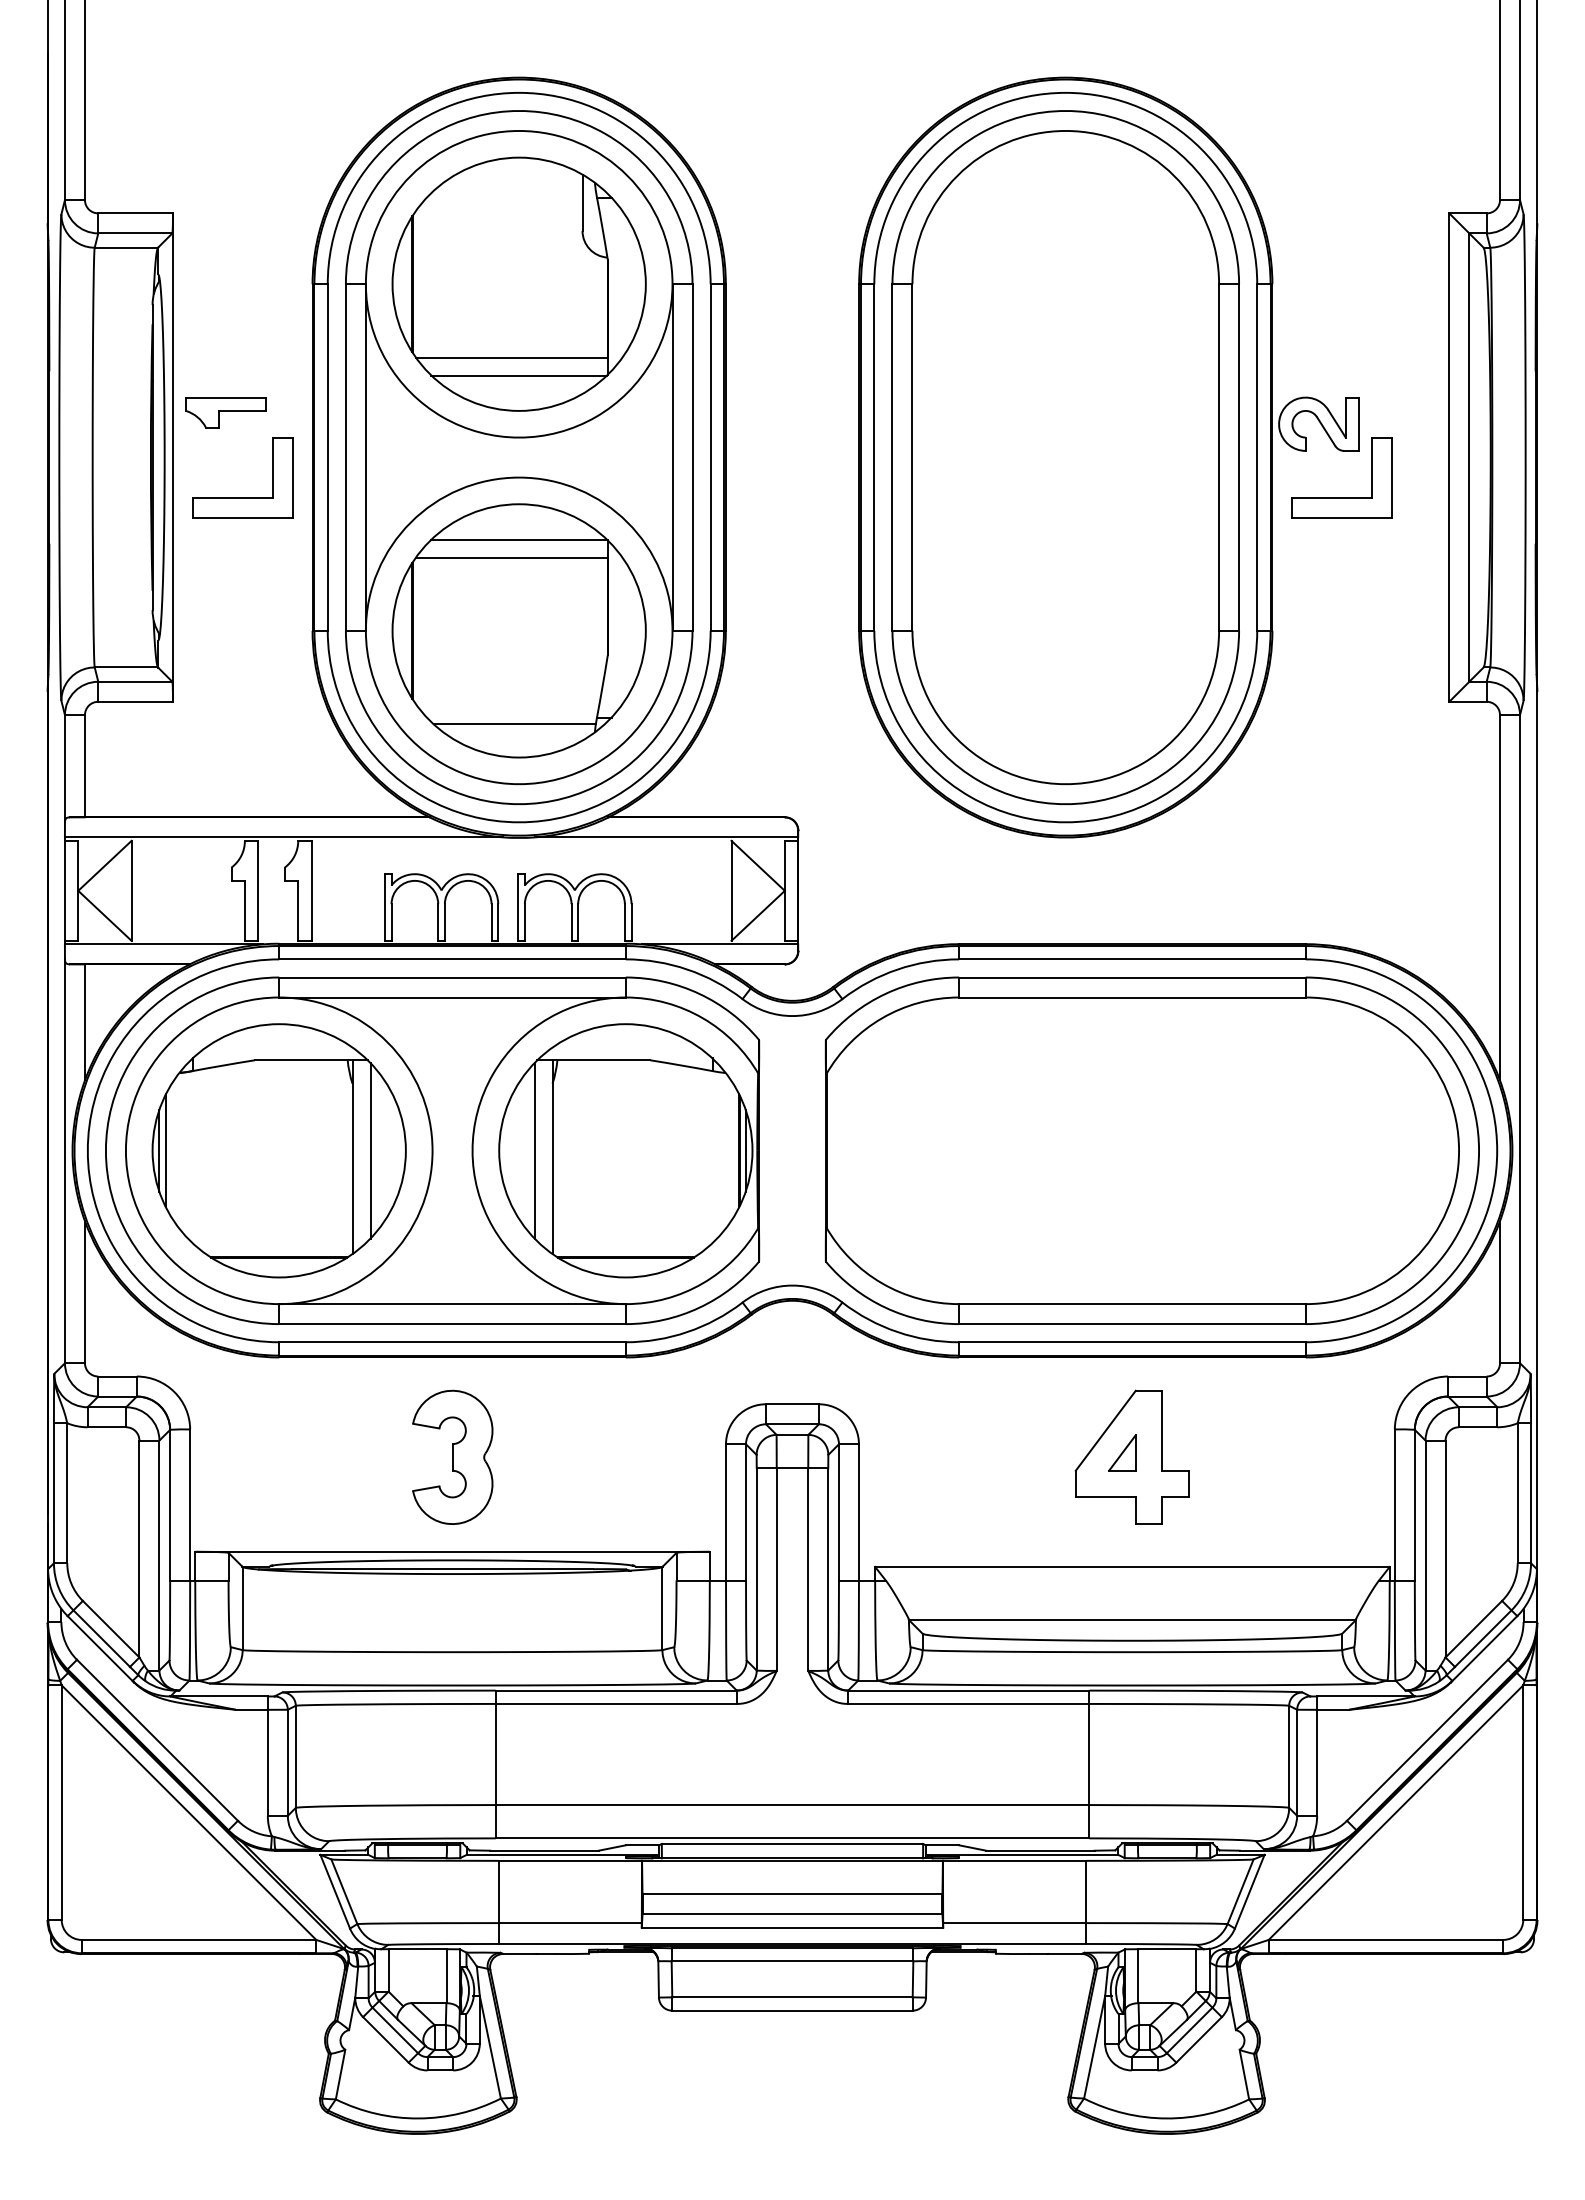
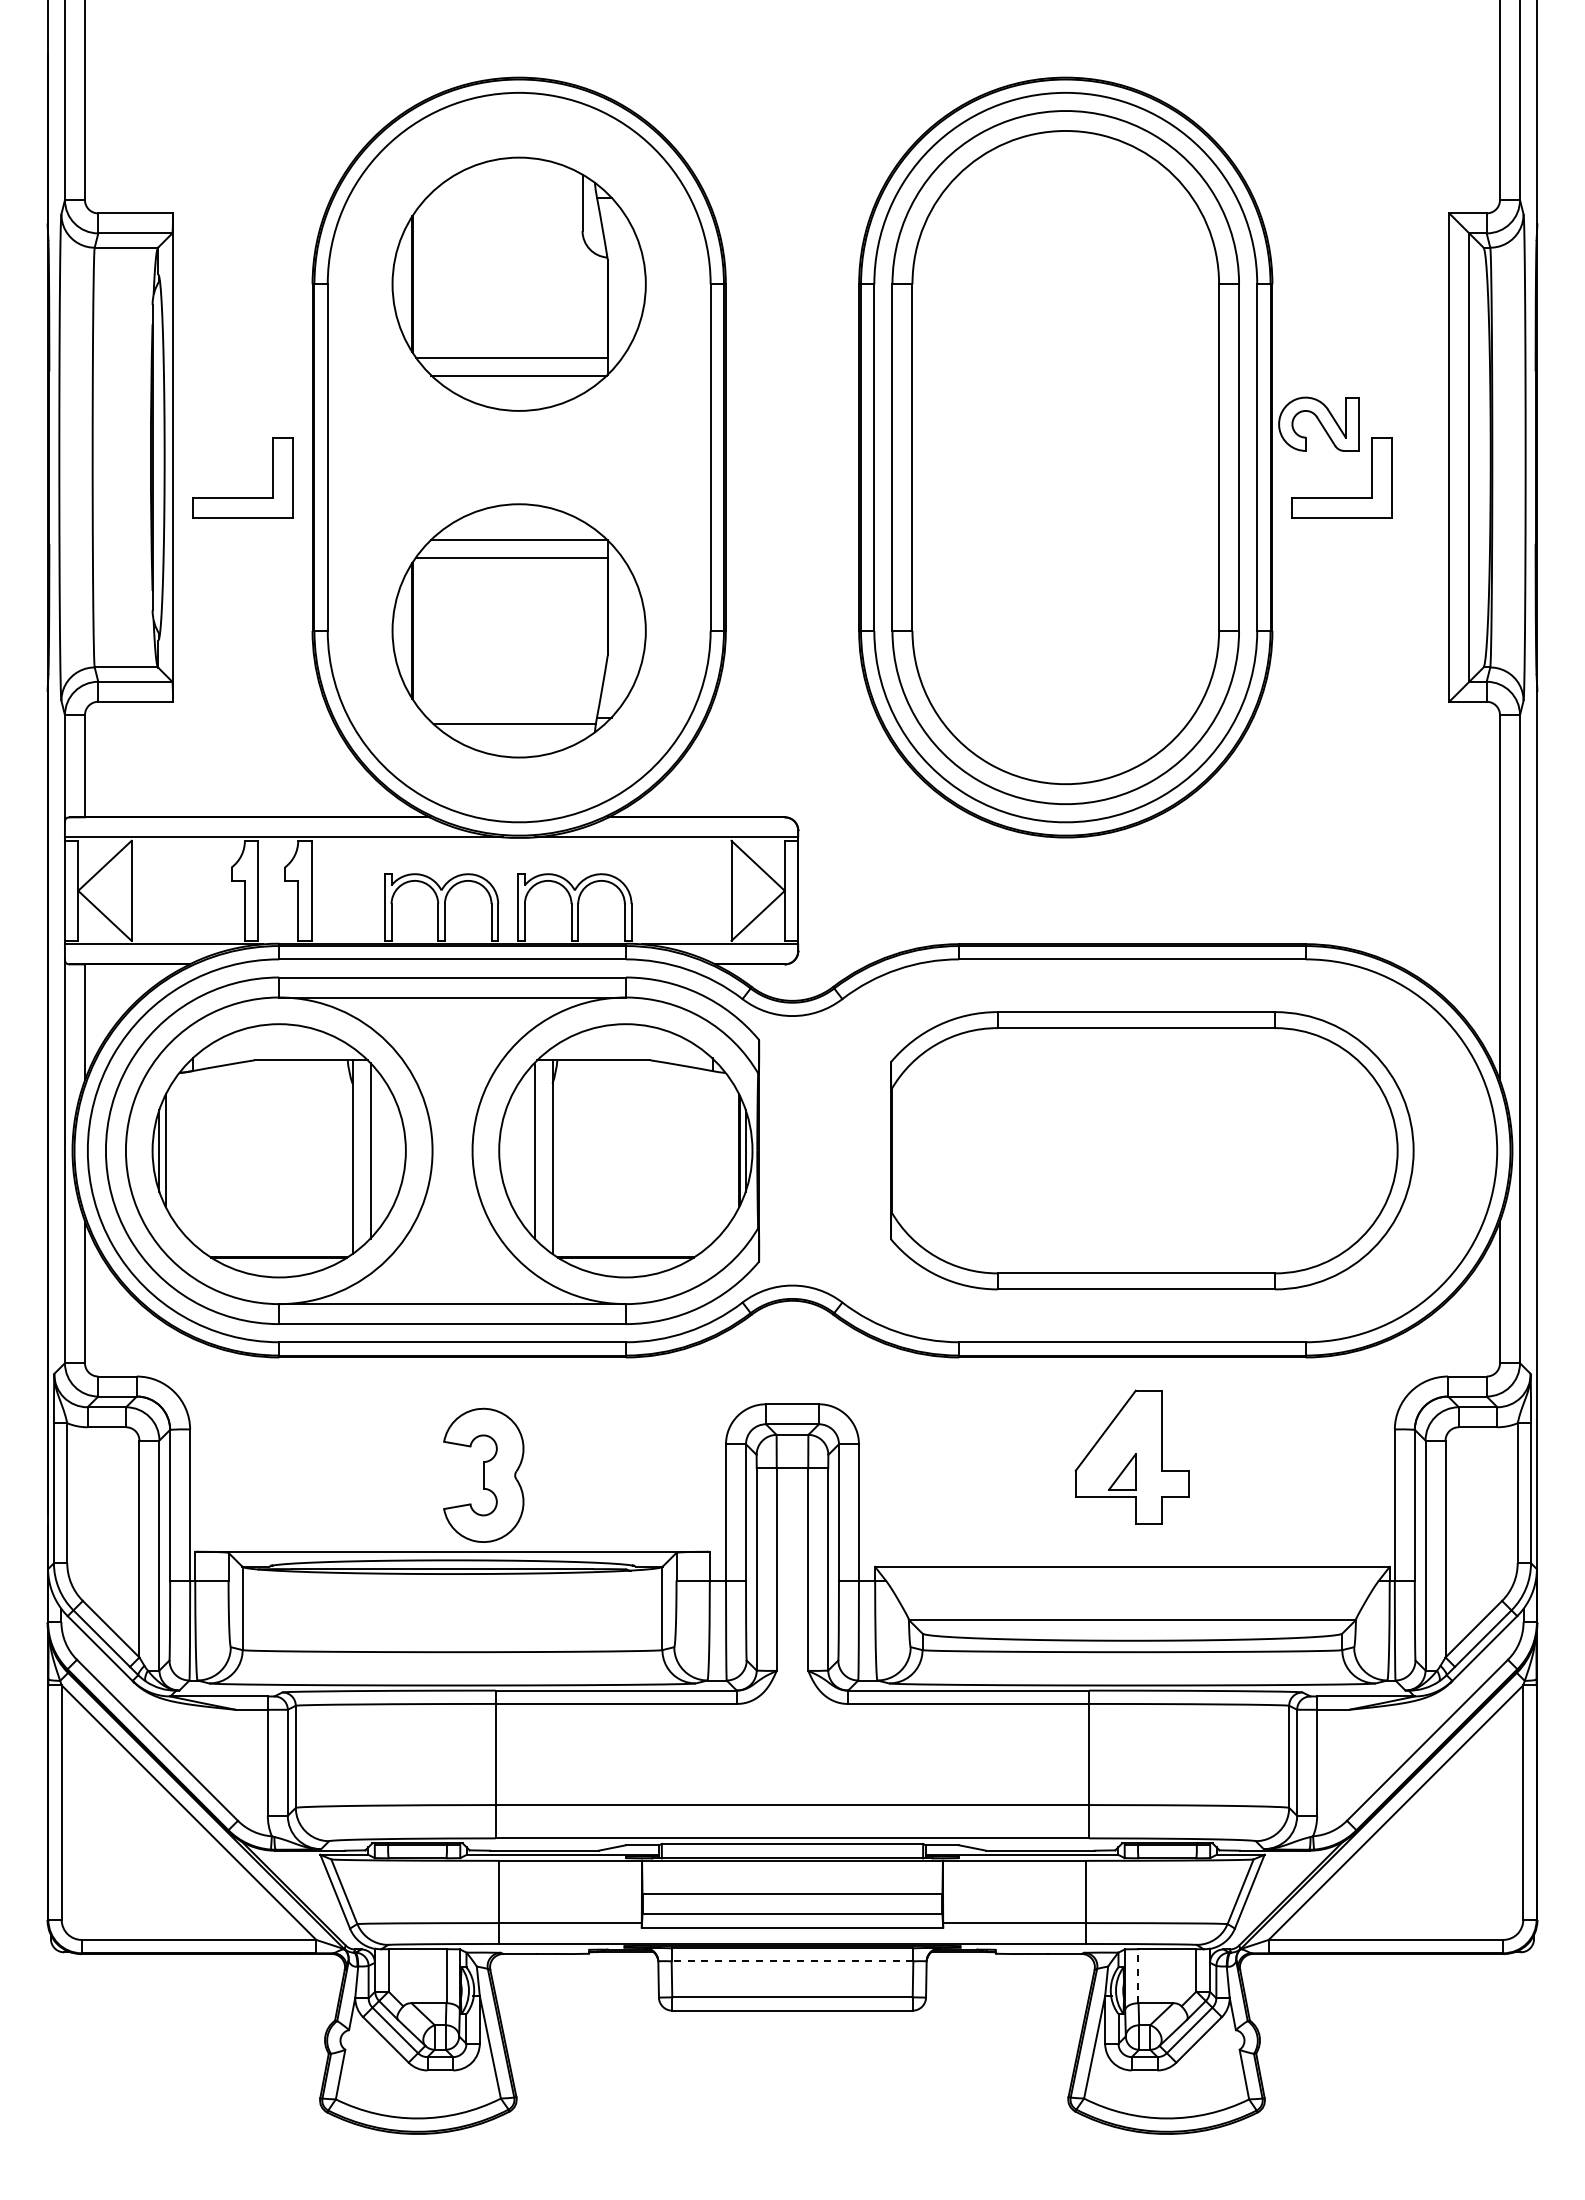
part: present -> none (225, 412)
part: present -> none (519, 457)
part size: 656x349 px -> 525x280 px (1152, 1150)
part position: (1122, 1452) -> (1122, 1471) (1122, 1471)
part position: (452, 1456) -> (483, 1474) (483, 1474)
line: solid -> dashed (792, 1961)
line: solid -> dashed (1138, 1976)
